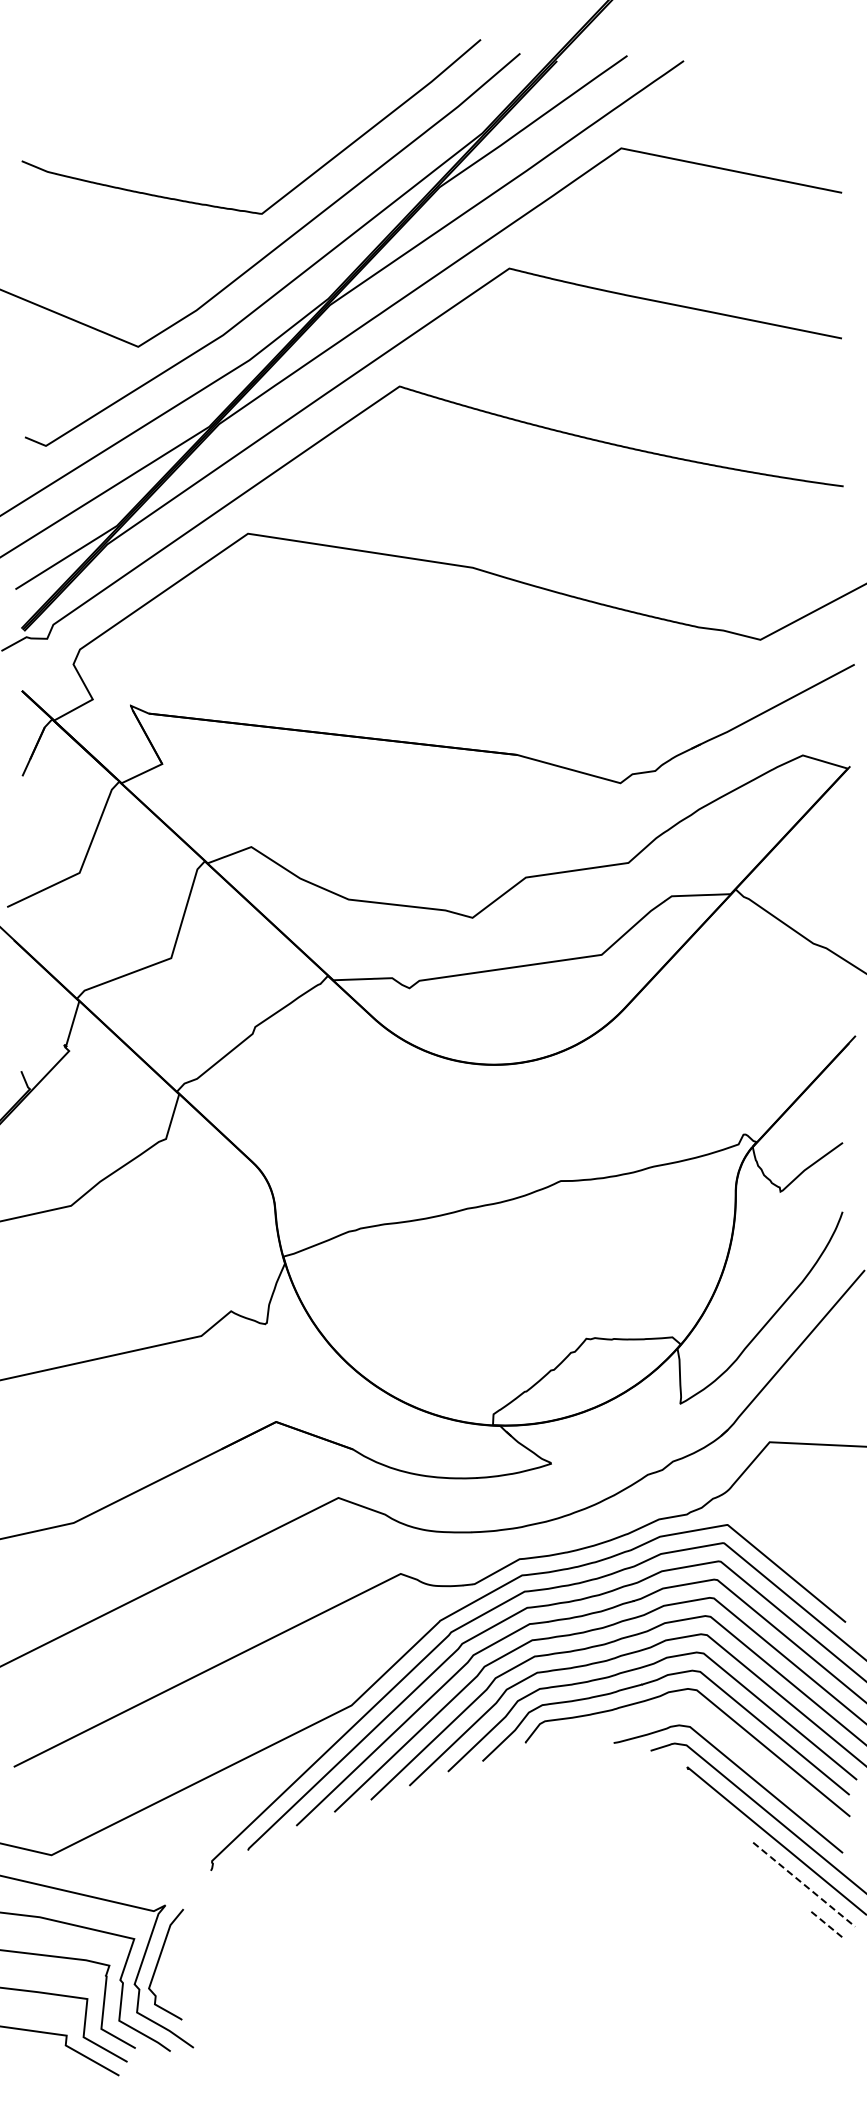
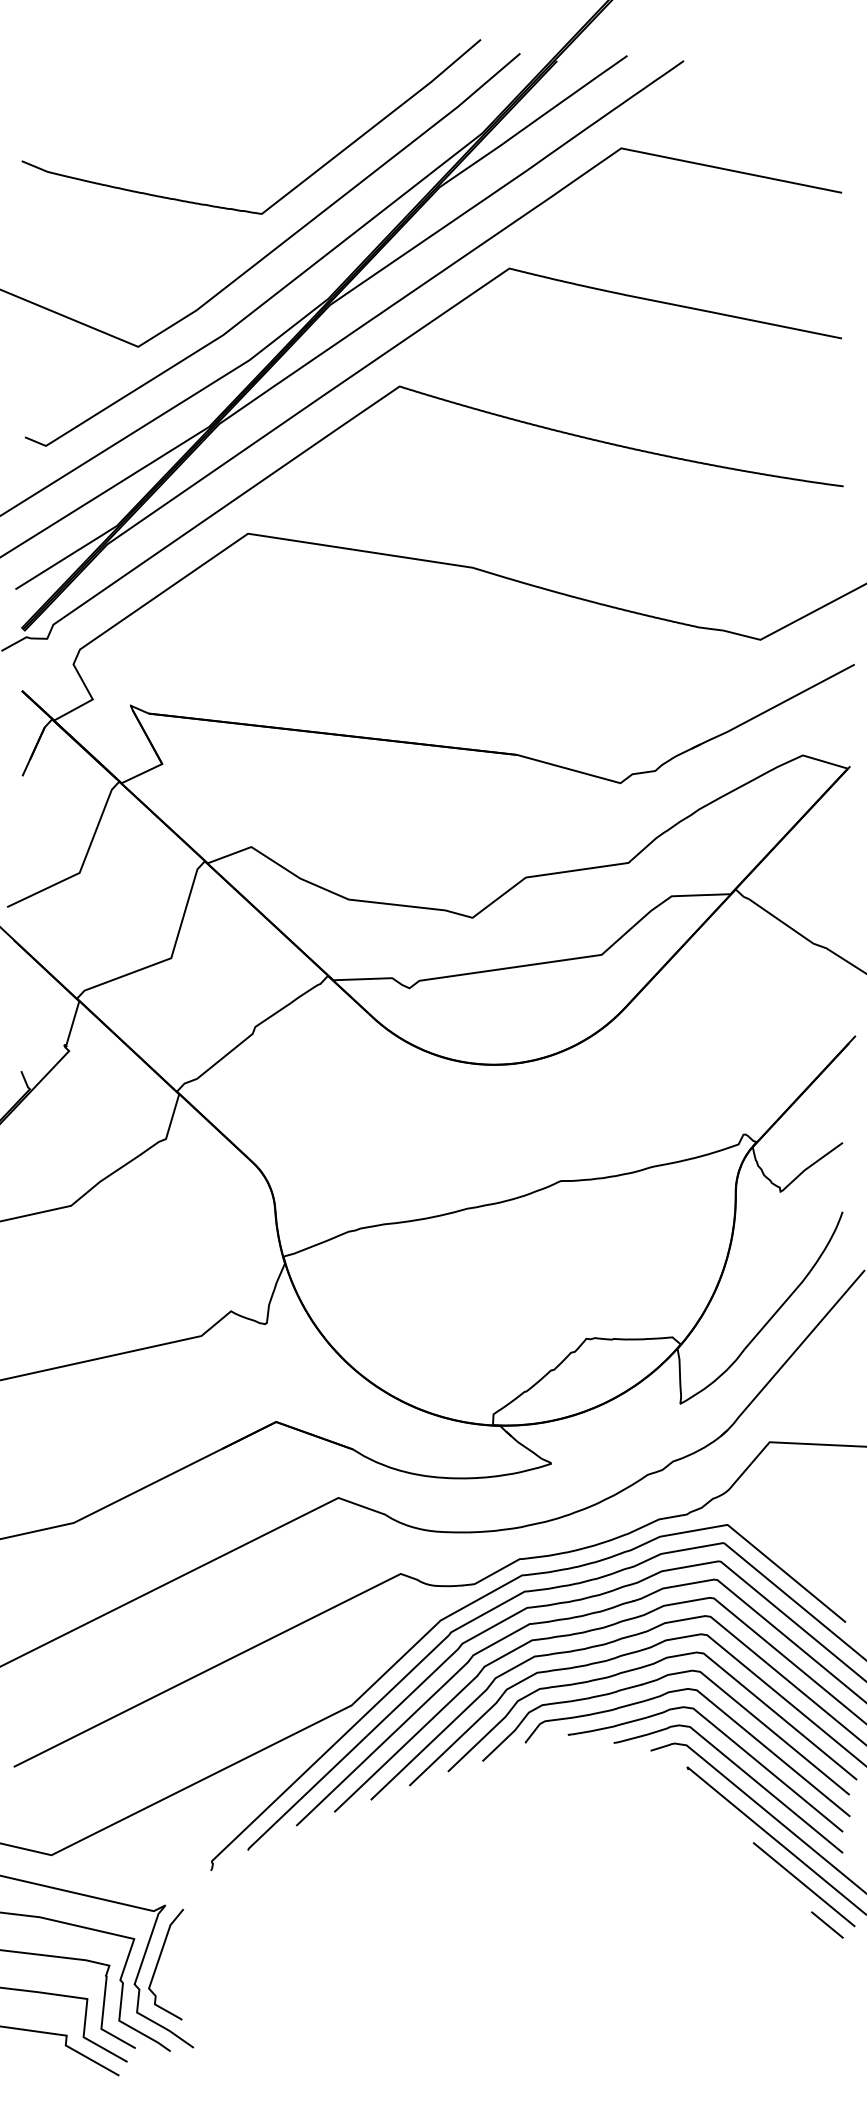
curve: none -> present (731, 1741)
line: dashed -> solid (803, 1883)
line: dashed -> solid (826, 1924)
